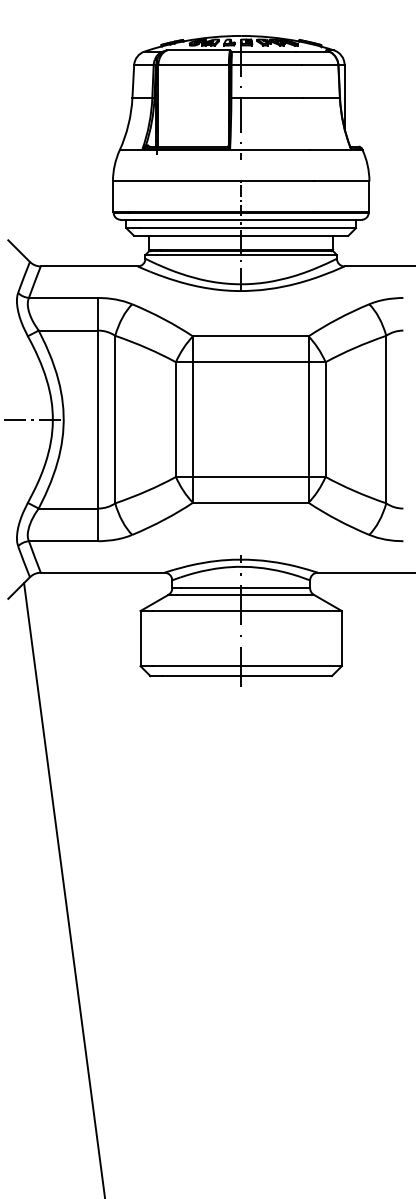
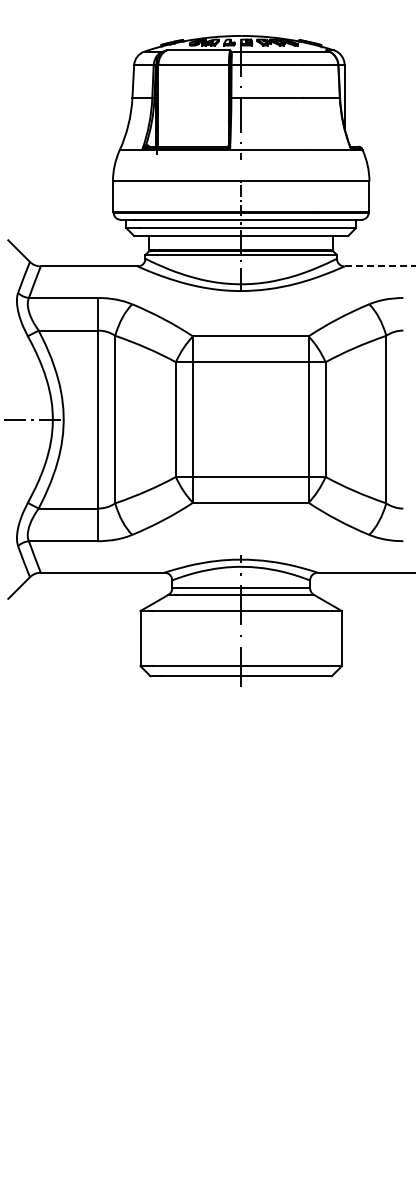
line: solid -> dashed (380, 266)
line: present -> none (64, 889)
